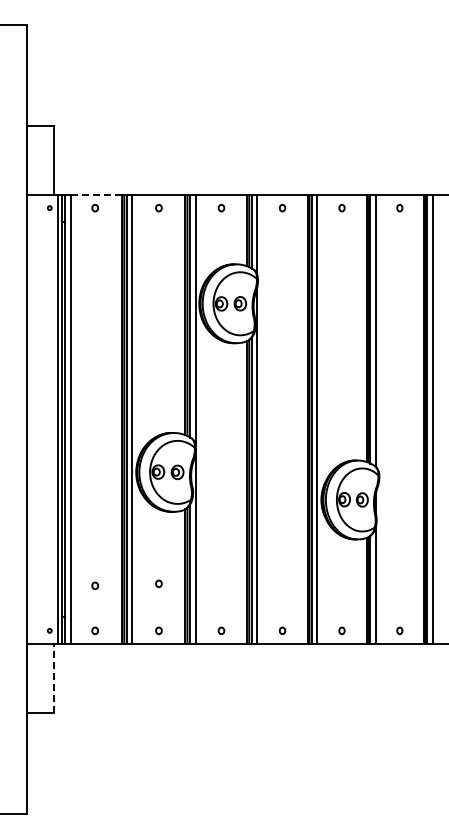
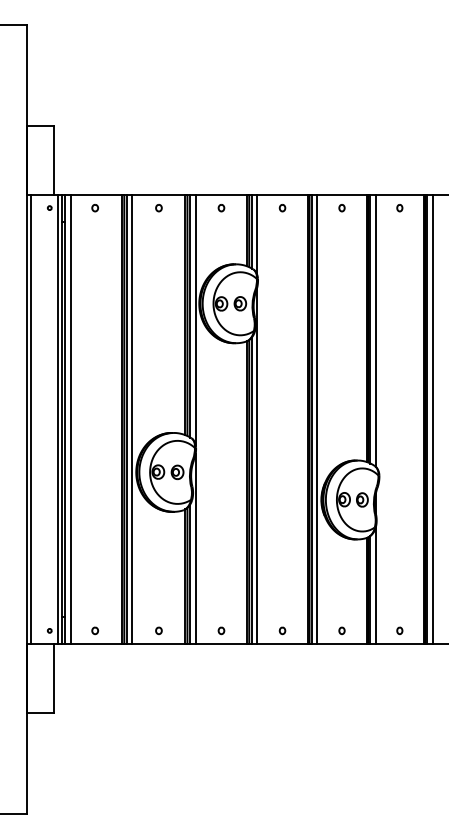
line: dashed -> solid (96, 194)
line: none -> present (30, 419)
part: present -> none (158, 583)
part: present -> none (95, 585)
line: dashed -> solid (53, 678)
